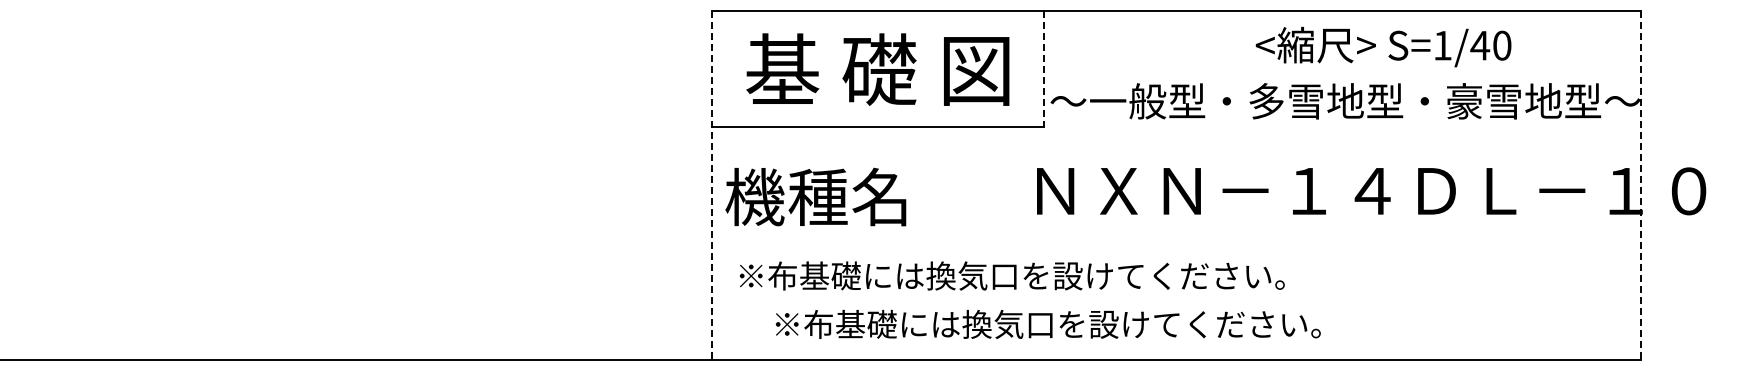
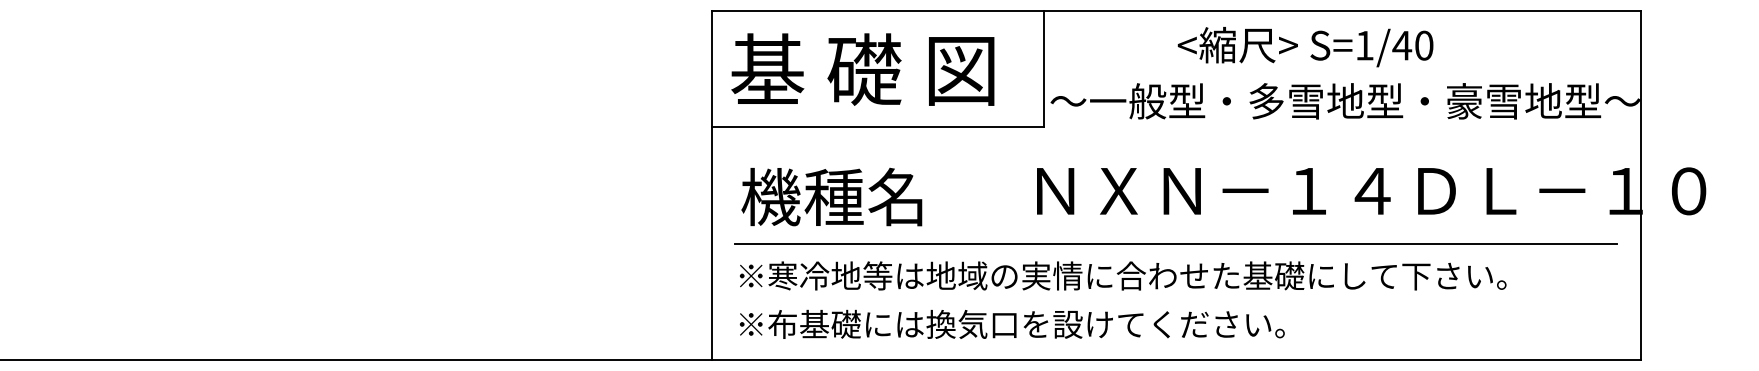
text position: (1383, 47) -> (1305, 47) (1305, 47)
text position: (877, 69) -> (862, 69) (862, 69)
line: dashed -> solid (1043, 69)
line: dashed -> solid (711, 185)
line: dashed -> solid (1640, 185)
text position: (815, 196) -> (831, 196) (831, 196)
line: none -> present (1176, 243)
text: ※布基礎には換気口を設けてください。 -> ※寒冷地等は地域の実情に合わせた基礎にして下さい。 (1137, 275)
text position: (1047, 323) -> (1011, 323) (1011, 323)
